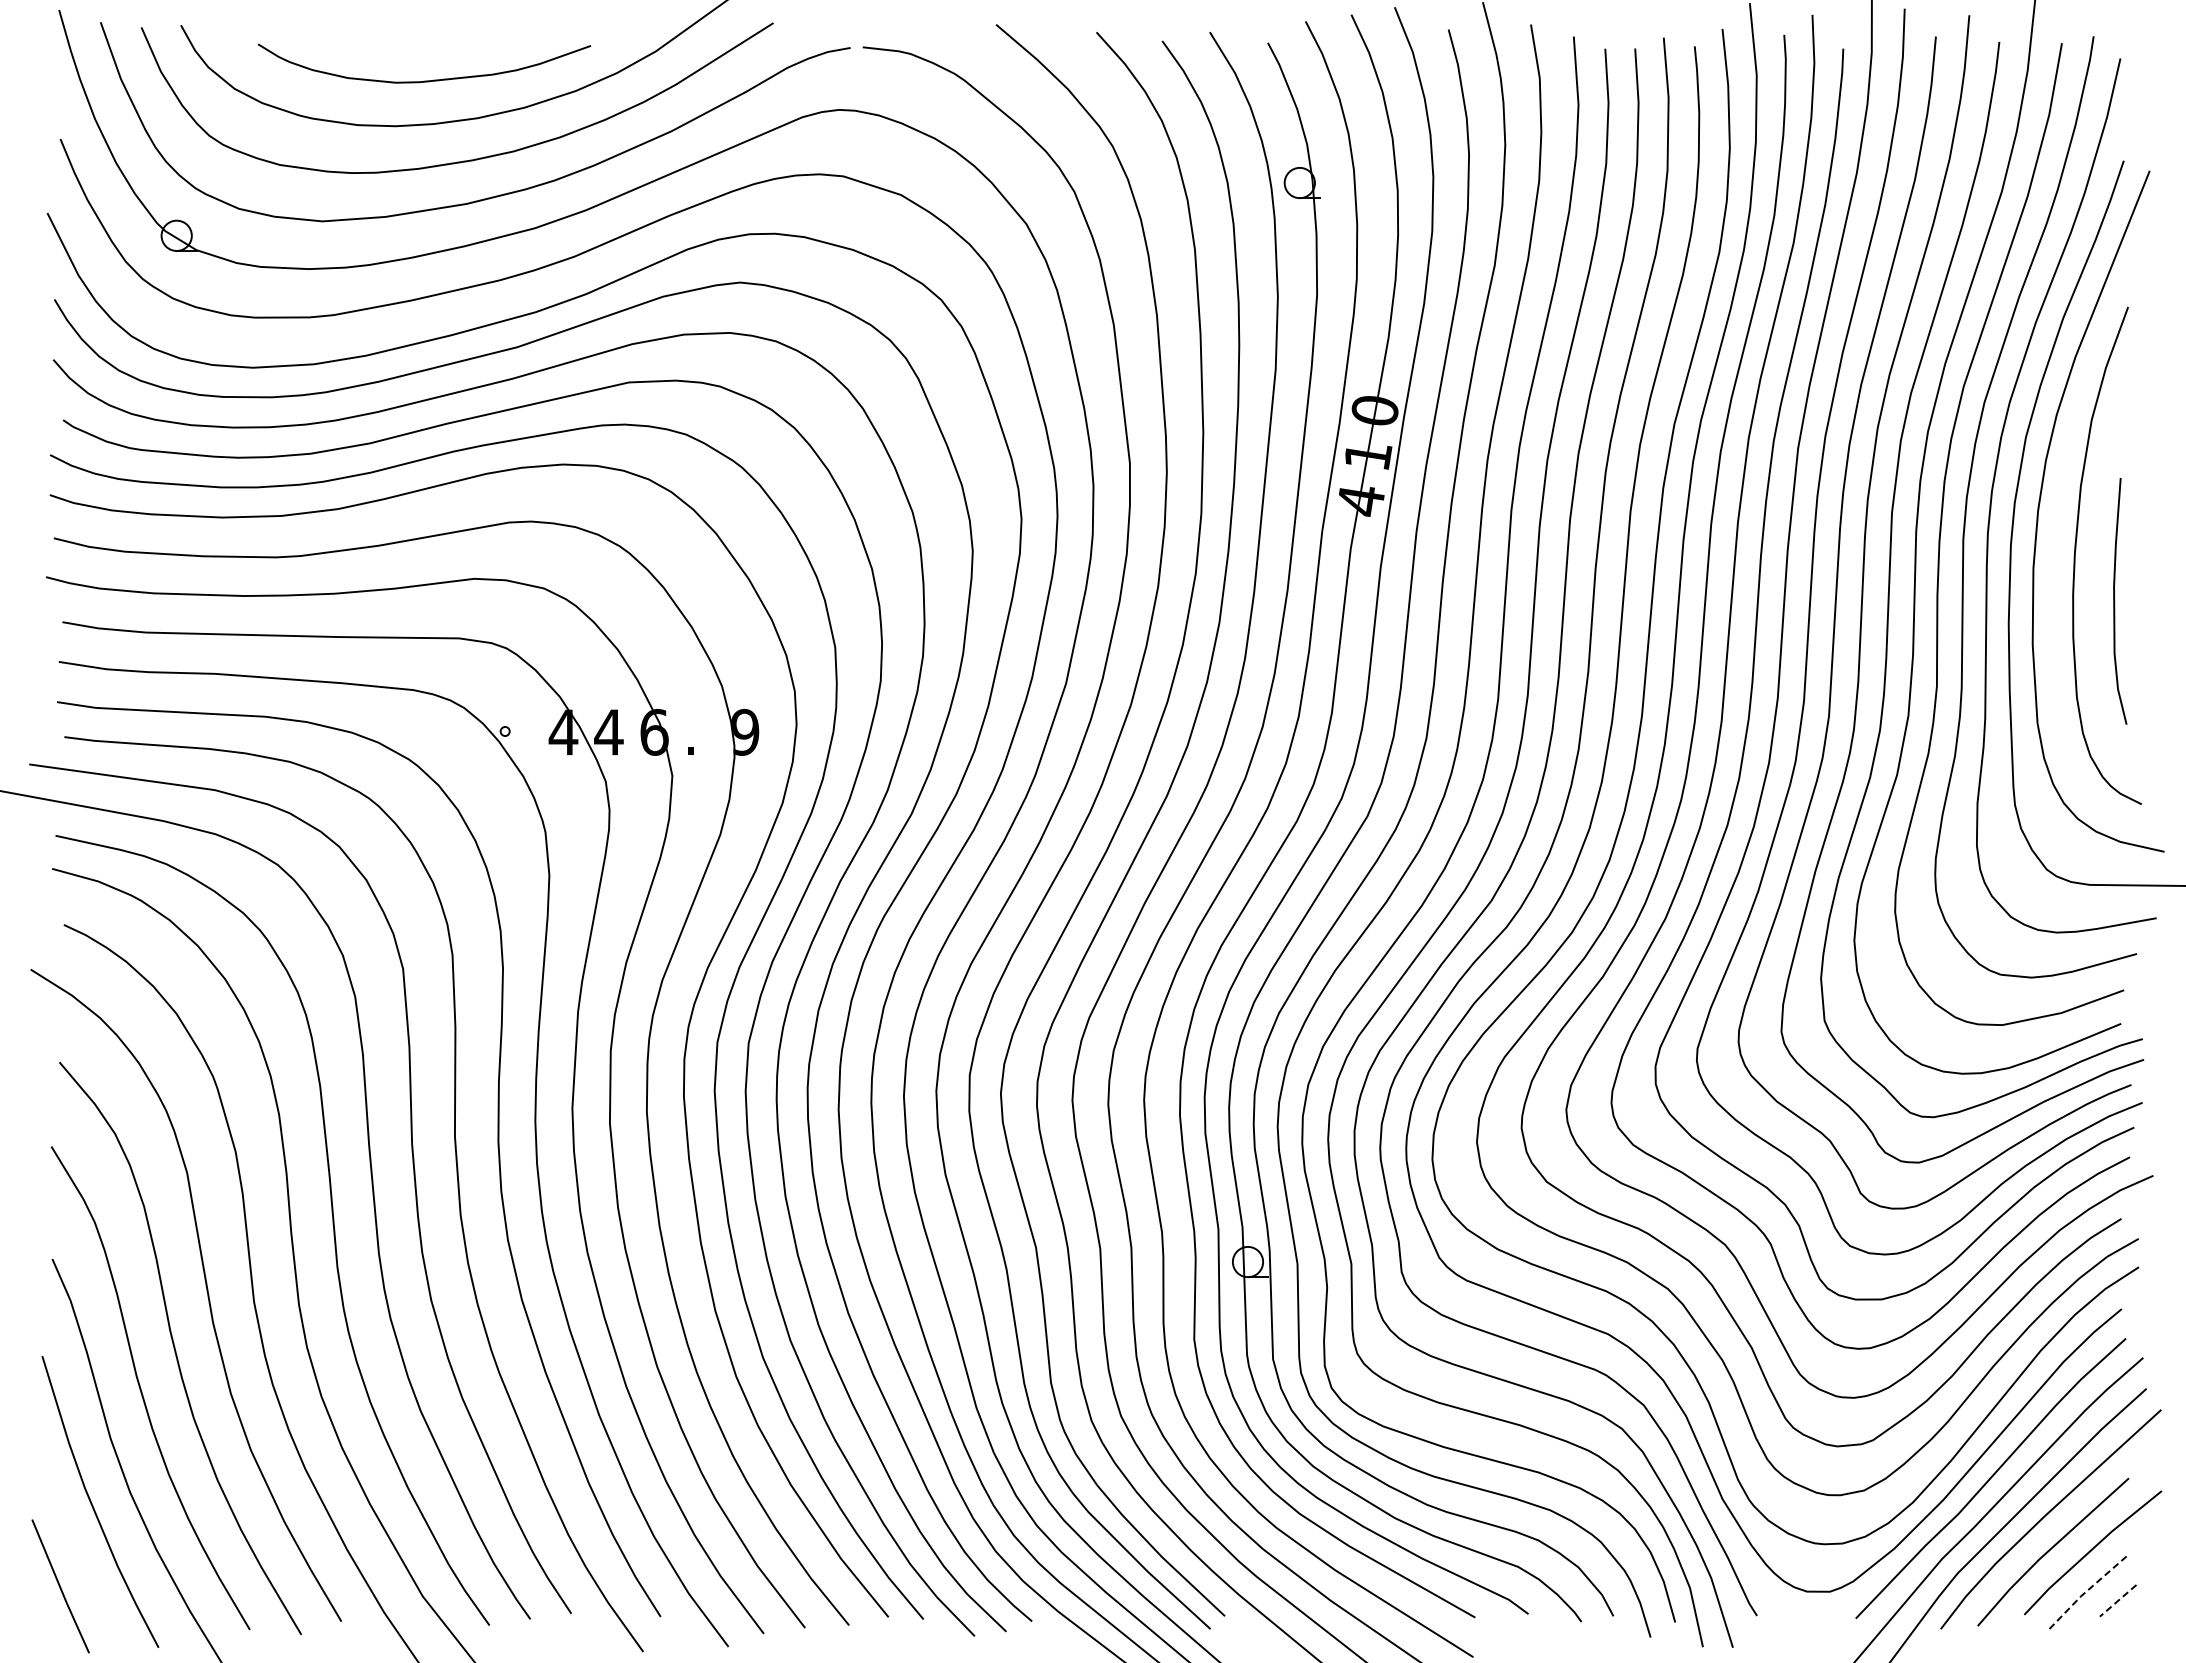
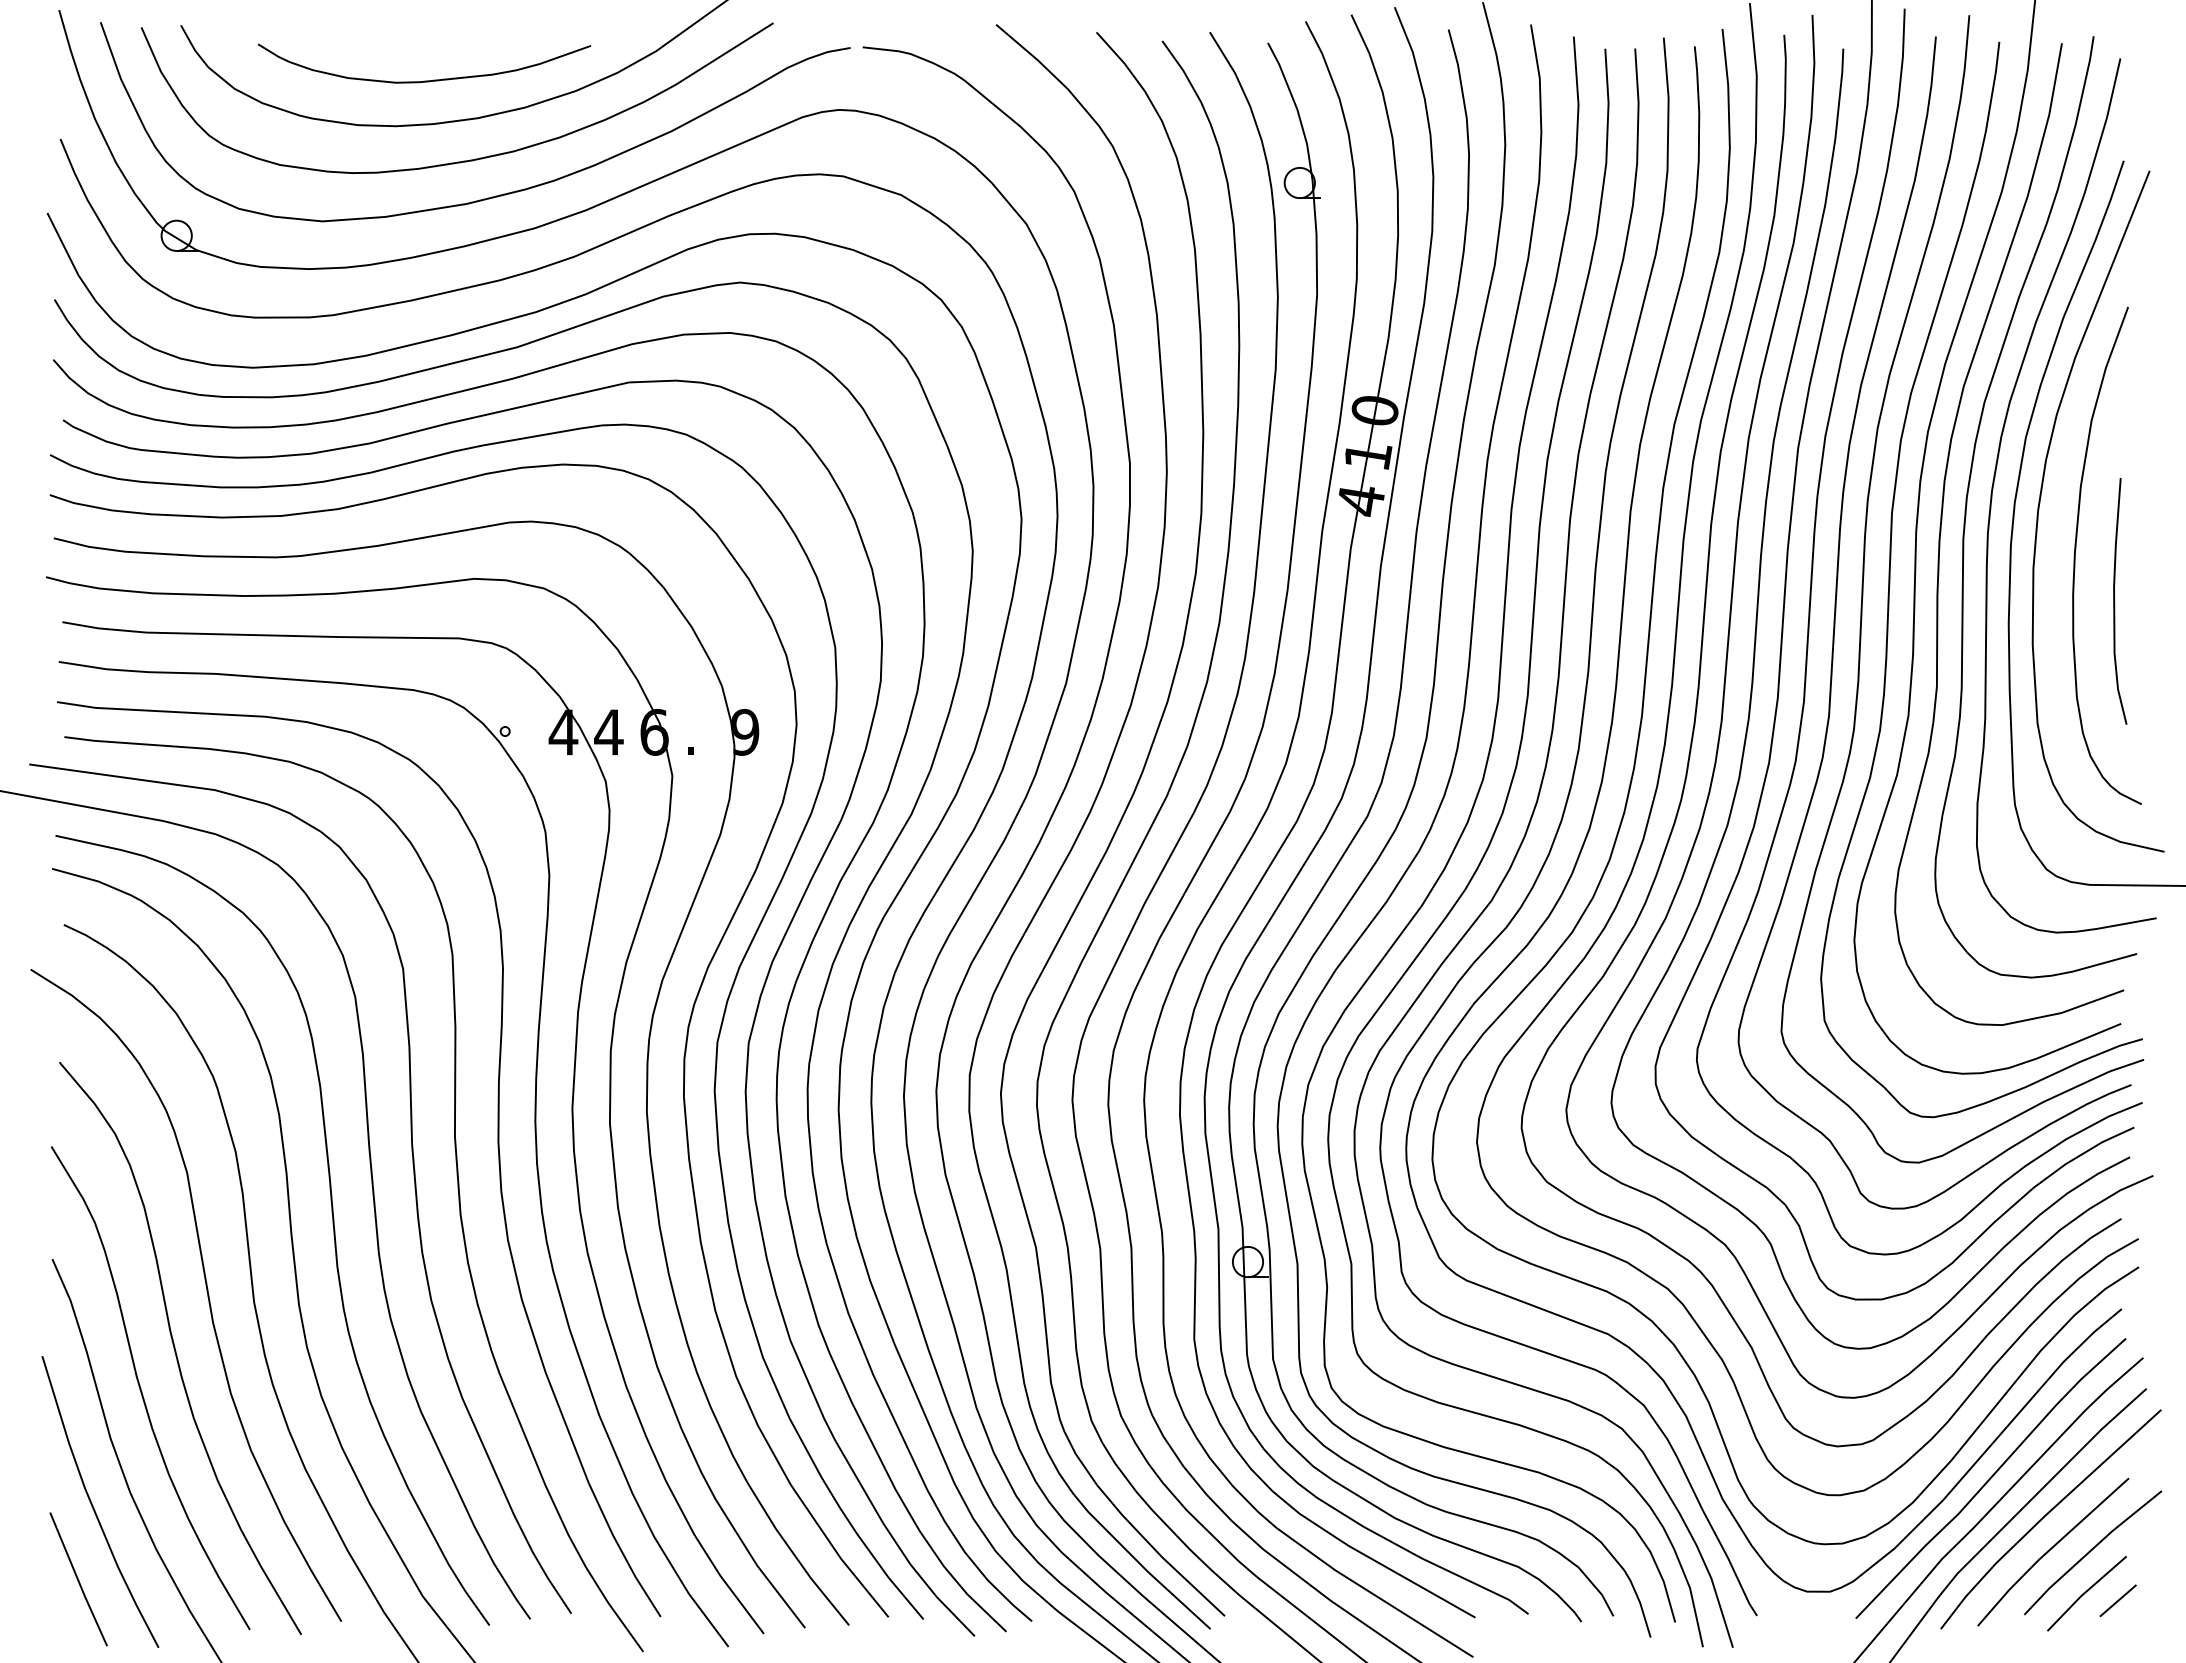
line position: (60, 1586) -> (78, 1579) (78, 1579)
line: dashed -> solid (2084, 1592)
line: dashed -> solid (2117, 1601)
